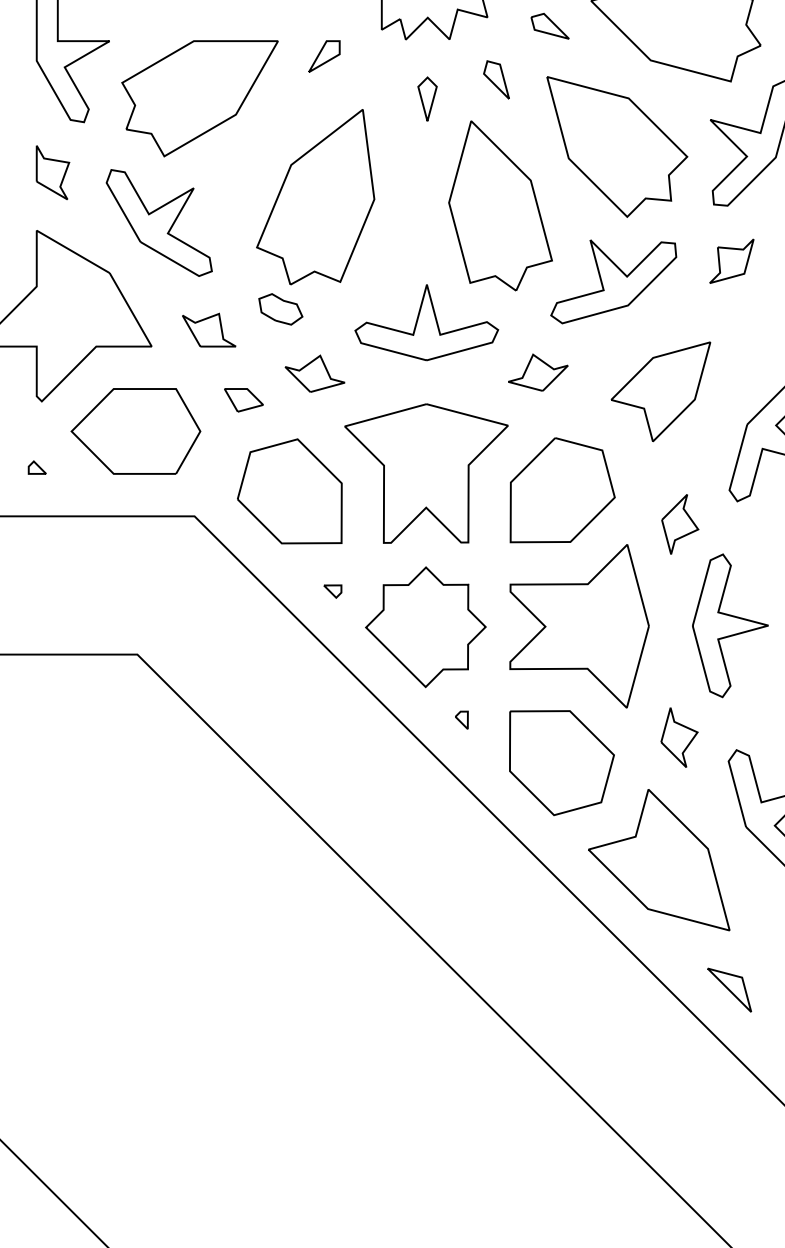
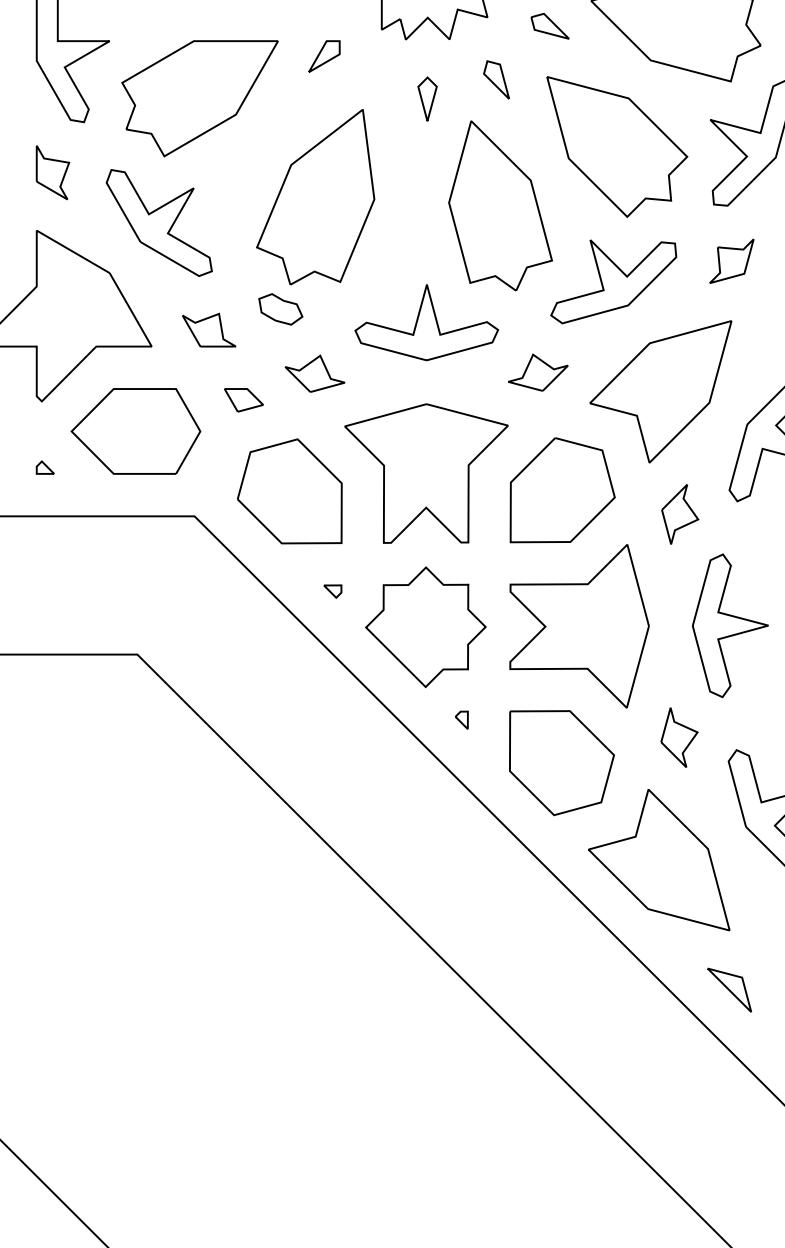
part size: 102x102 px -> 144x144 px (660, 391)
part position: (36, 467) -> (44, 467) (44, 467)
part position: (680, 524) -> (680, 514) (680, 514)
